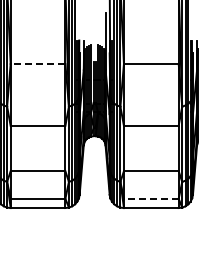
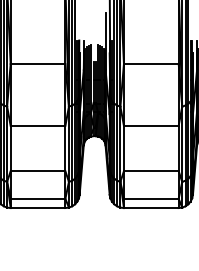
line: dashed -> solid (37, 64)
line: dashed -> solid (150, 198)
